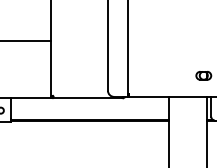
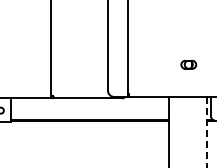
line: present -> none (26, 40)
part position: (203, 75) -> (188, 64) (188, 64)
line: solid -> dashed (206, 132)
